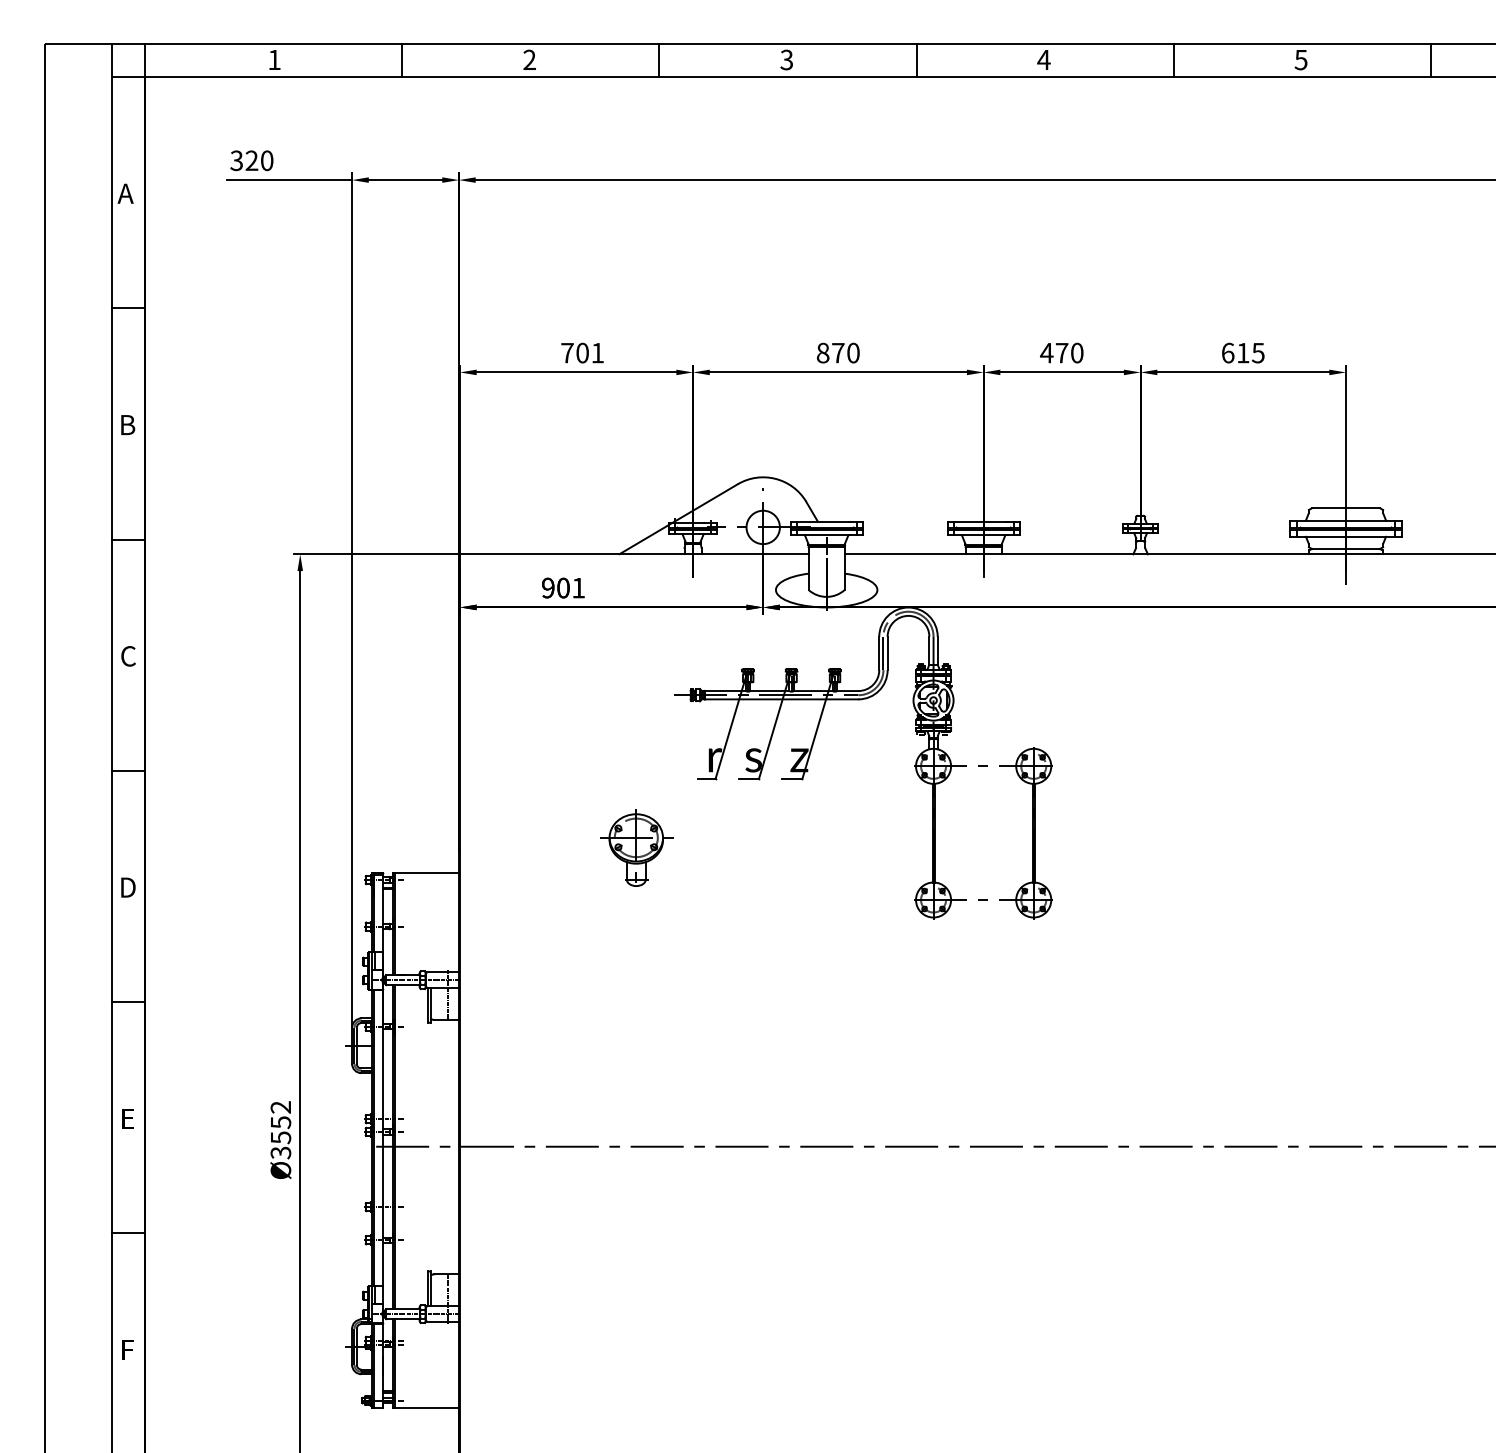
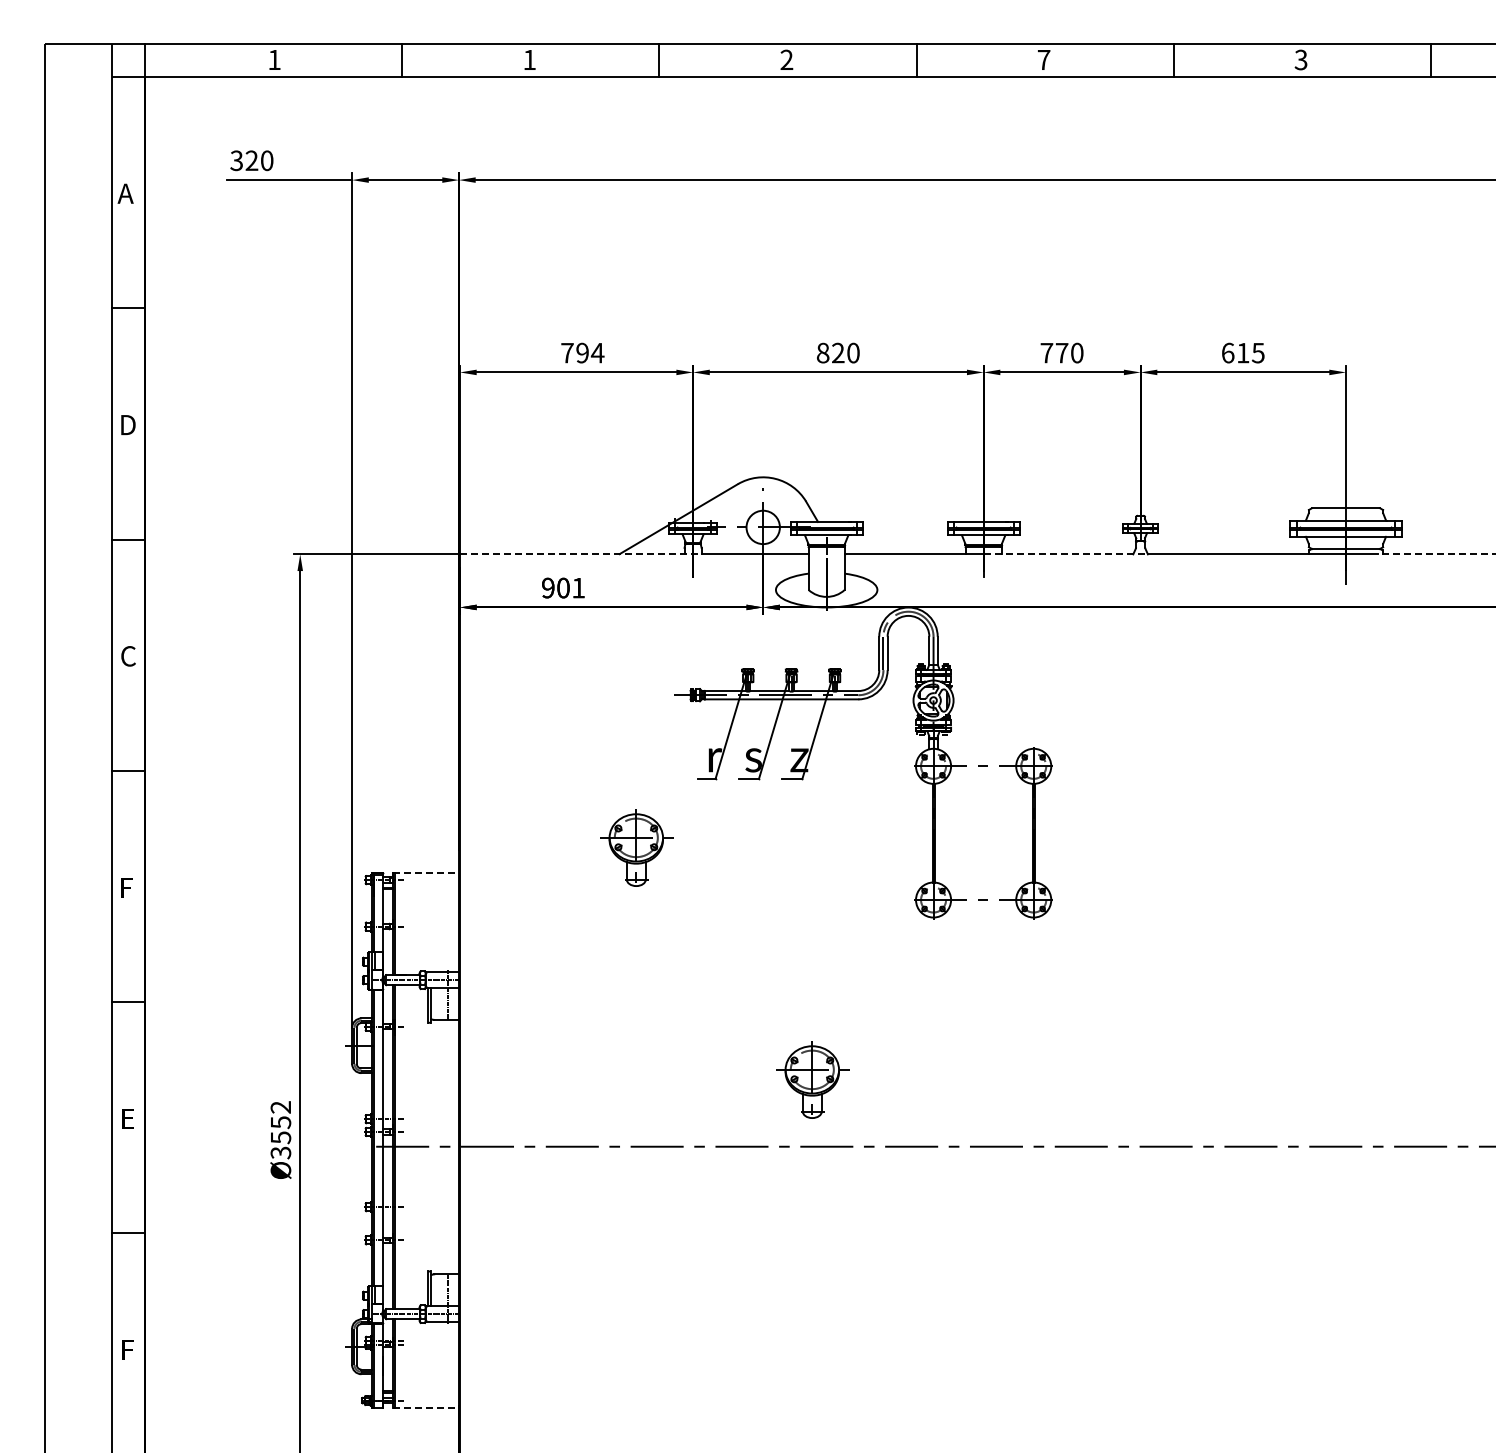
text: 2 -> 1 (529, 59)
text: 4 -> 7 (1043, 59)
text: 5 -> 3 (1301, 59)
text: 3 -> 2 (786, 60)
text: 870 -> 820 (838, 352)
text: 701 -> 794 (590, 353)
text: 470 -> 770 (1046, 353)
text: B -> D (129, 424)
line: solid -> dashed (580, 554)
line: solid -> dashed (1066, 554)
line: solid -> dashed (1436, 554)
line: solid -> dashed (426, 873)
text: D -> F (128, 887)
part: none -> present (812, 1079)
line: solid -> dashed (426, 1407)
